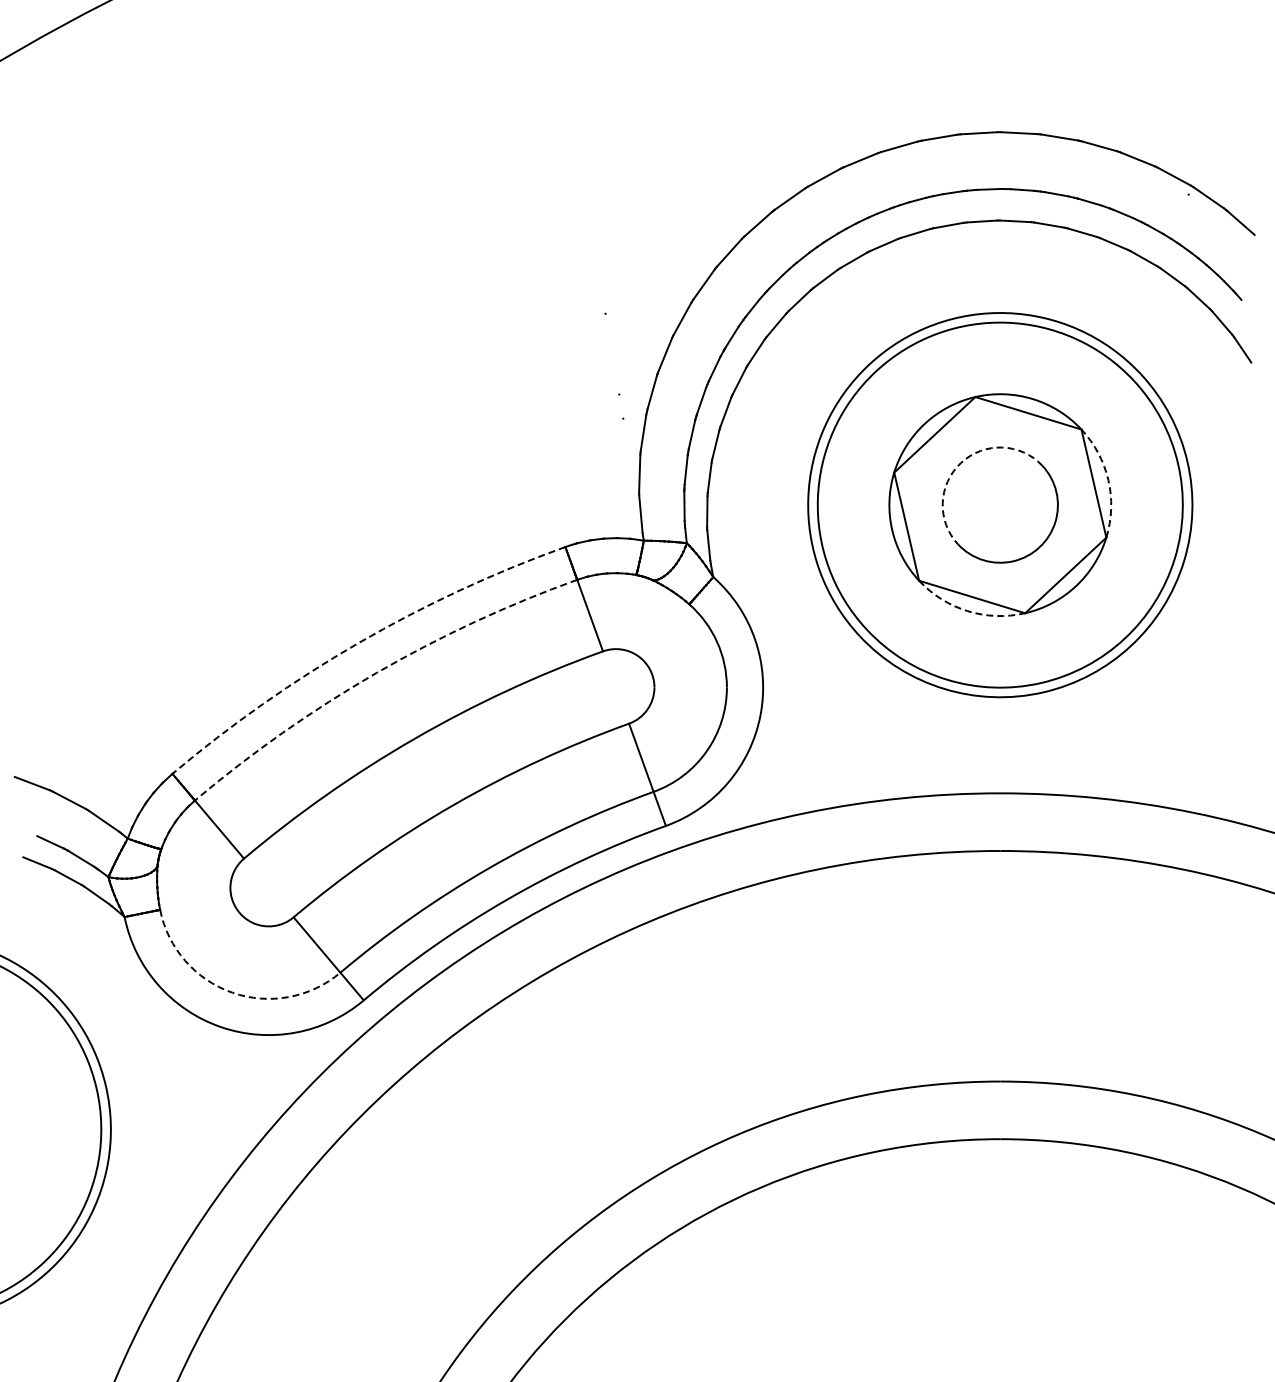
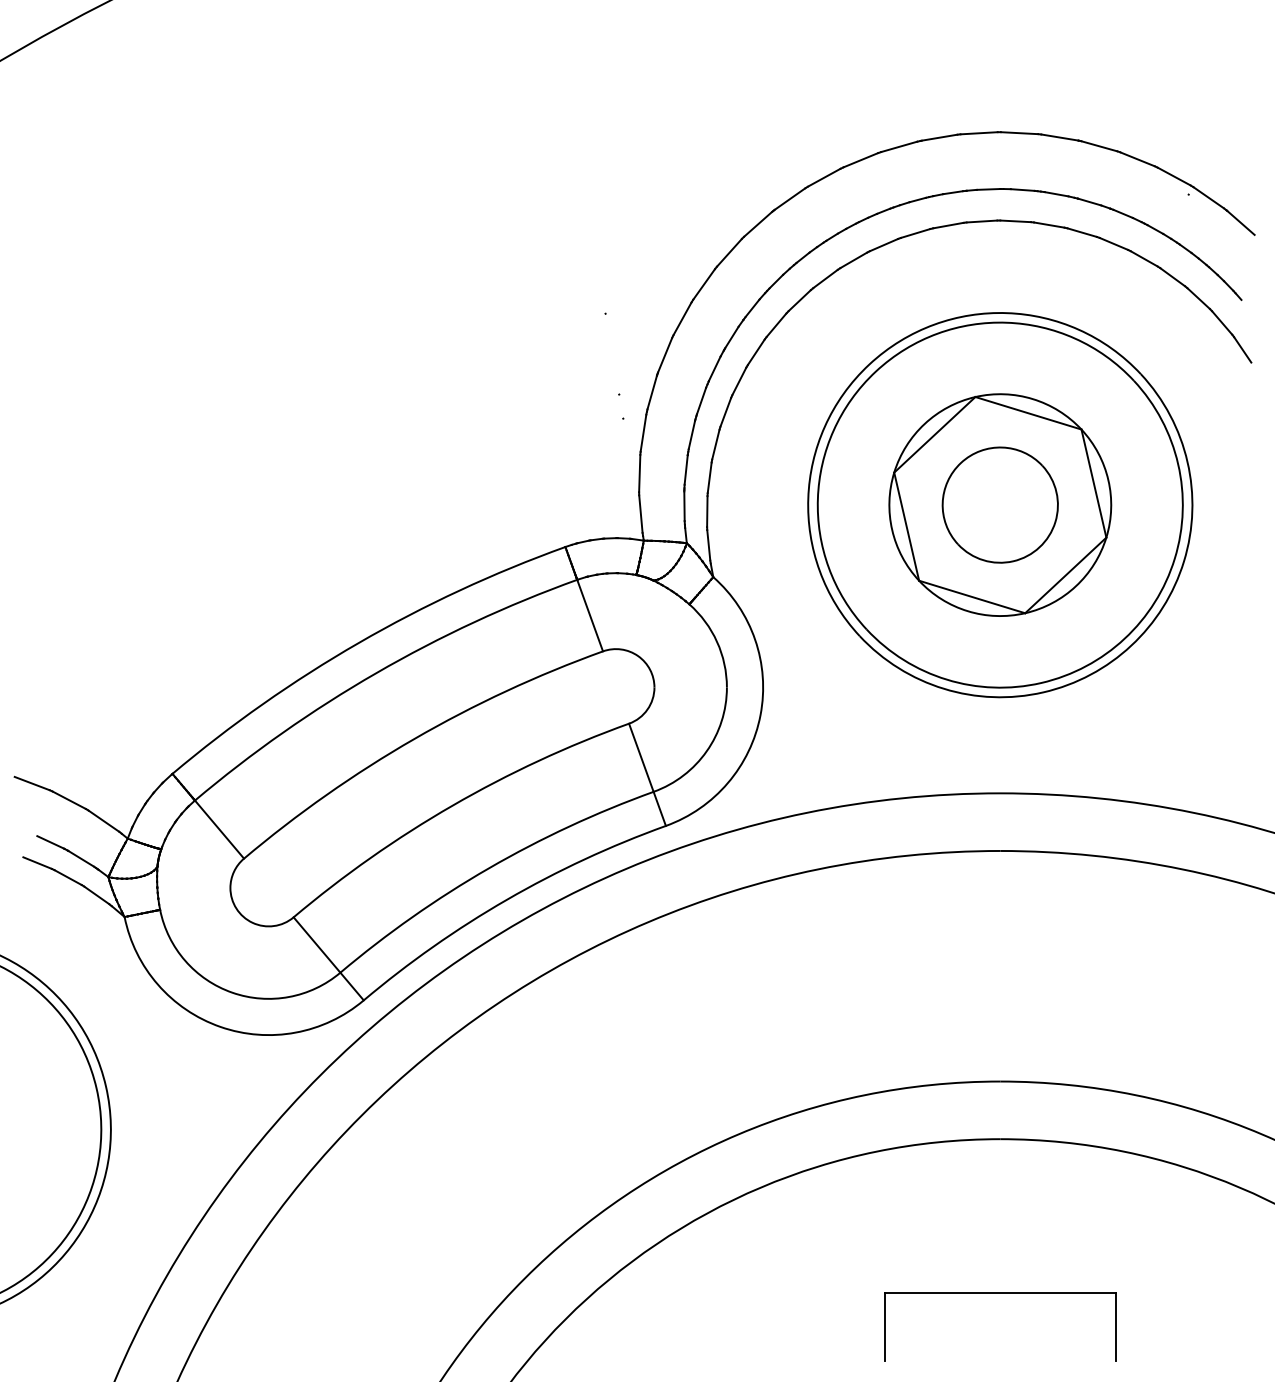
arc: dashed -> solid (961, 462)
arc: dashed -> solid (1108, 480)
arc: dashed -> solid (967, 611)
arc: dashed -> solid (358, 642)
arc: dashed -> solid (376, 673)
arc: dashed -> solid (232, 992)
part: none -> present (1000, 1293)
